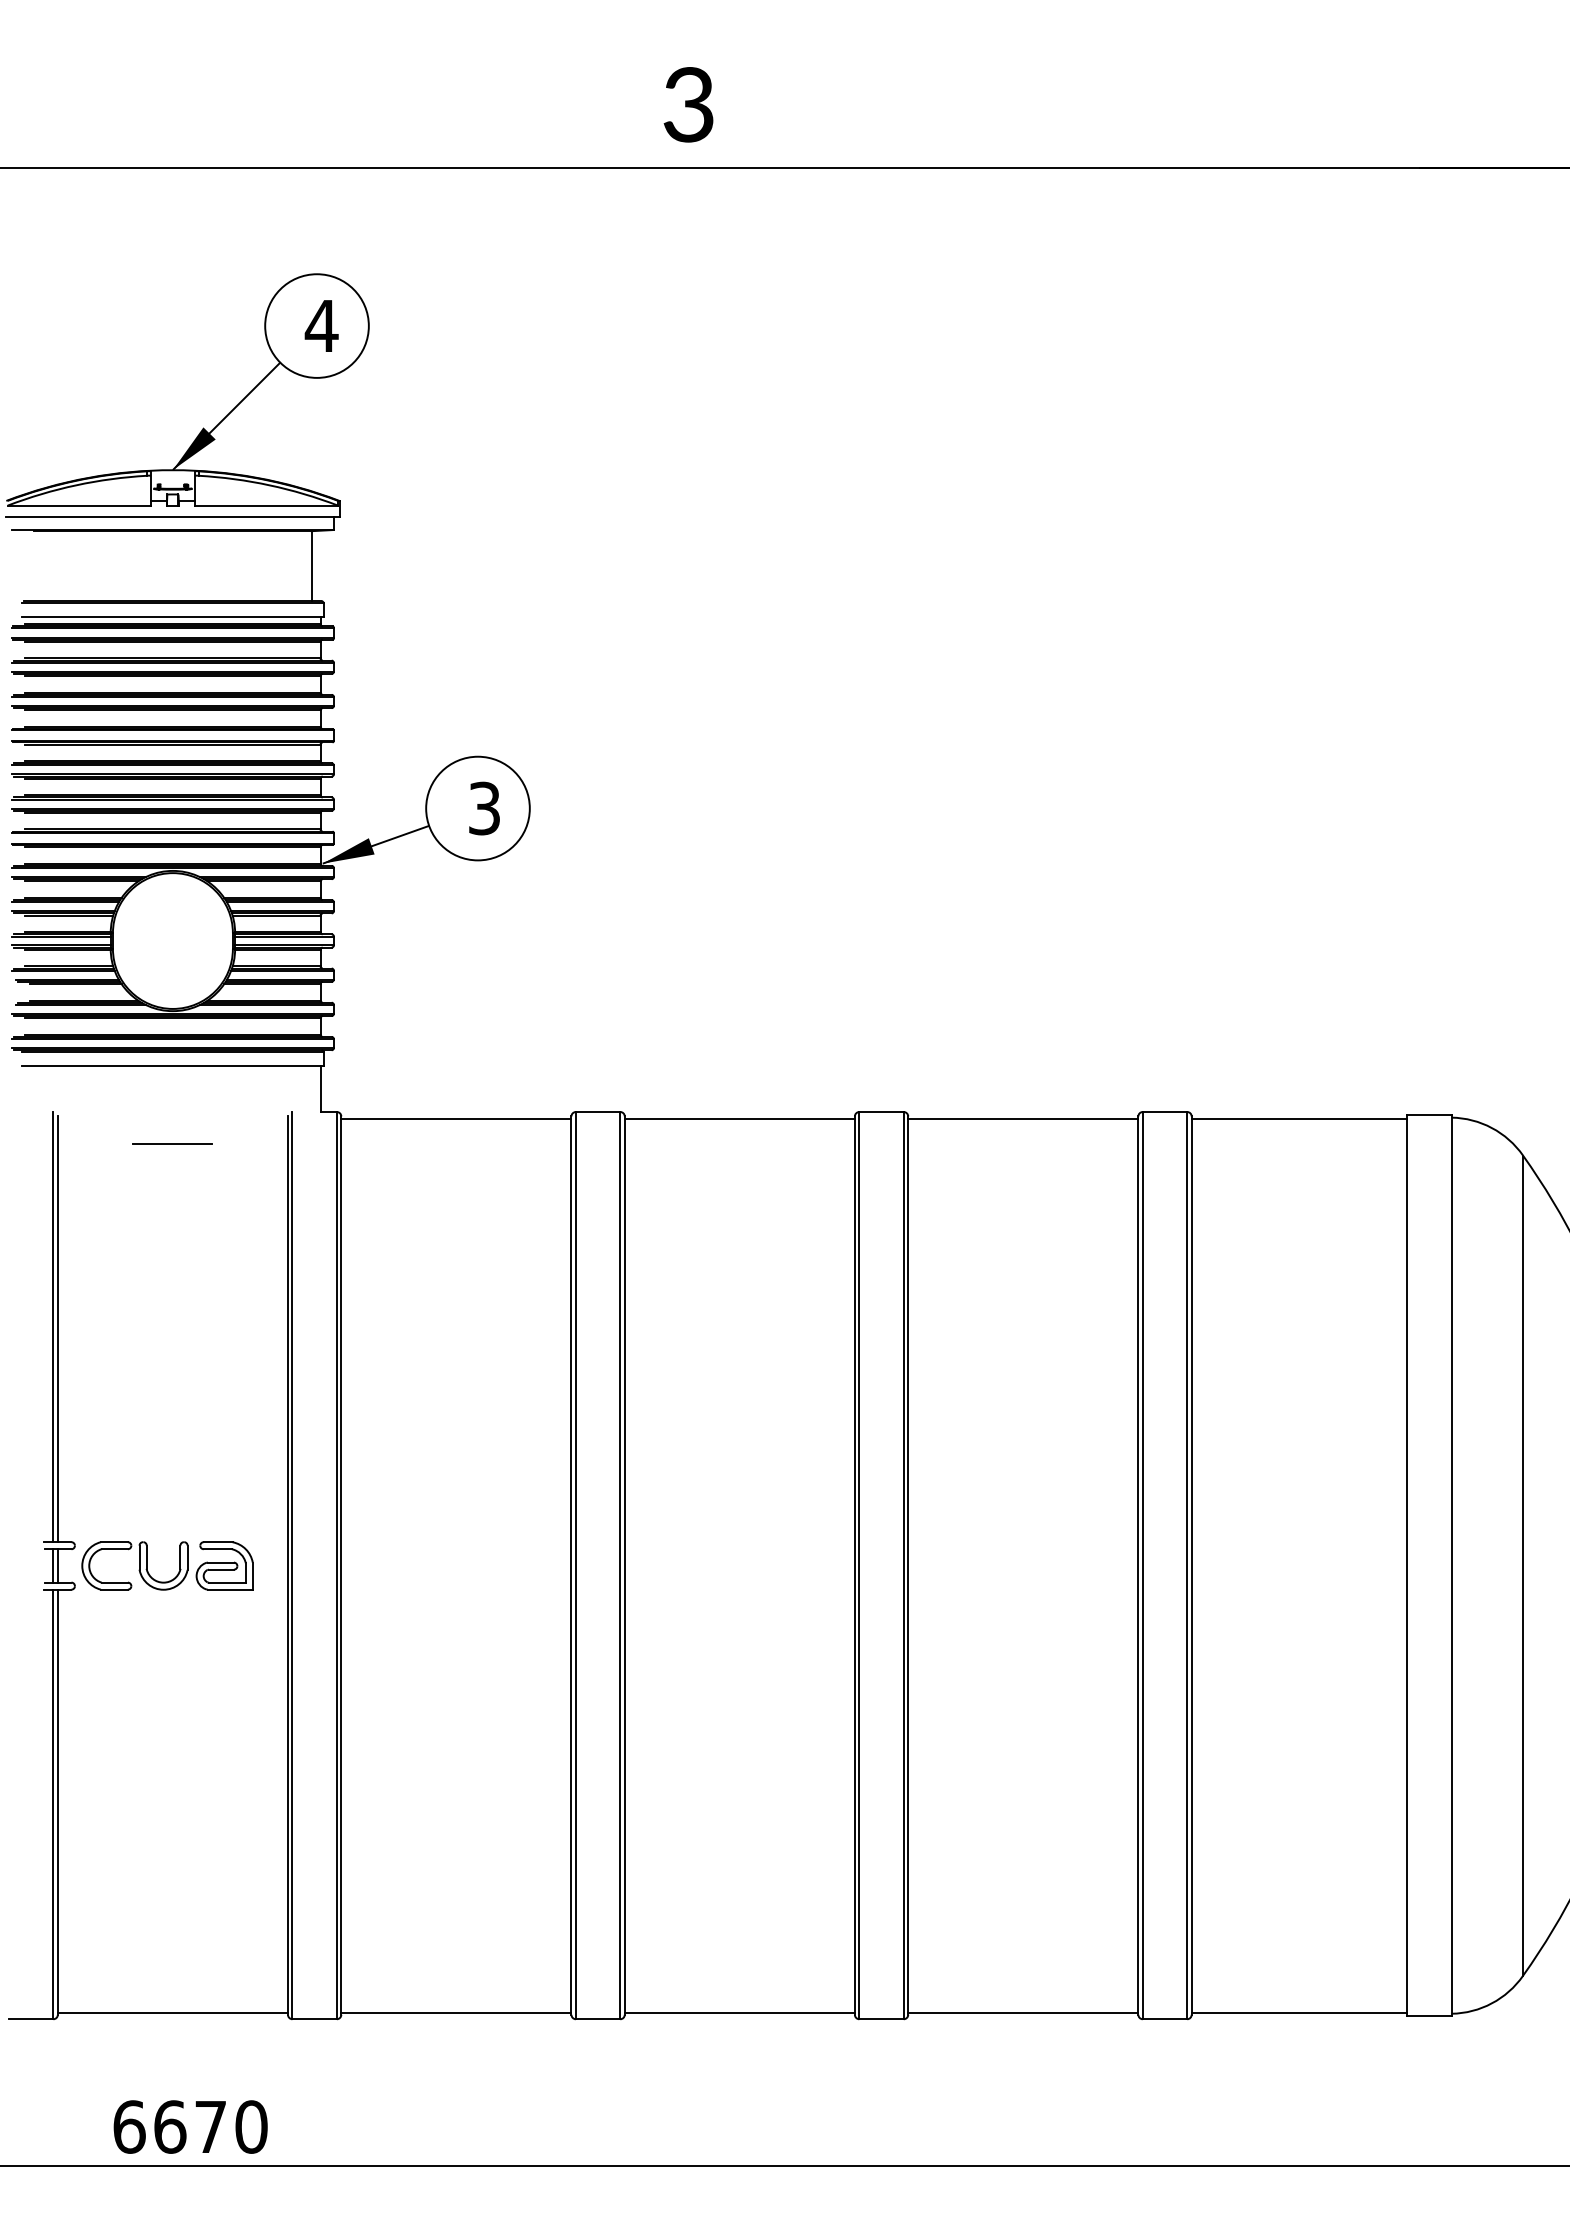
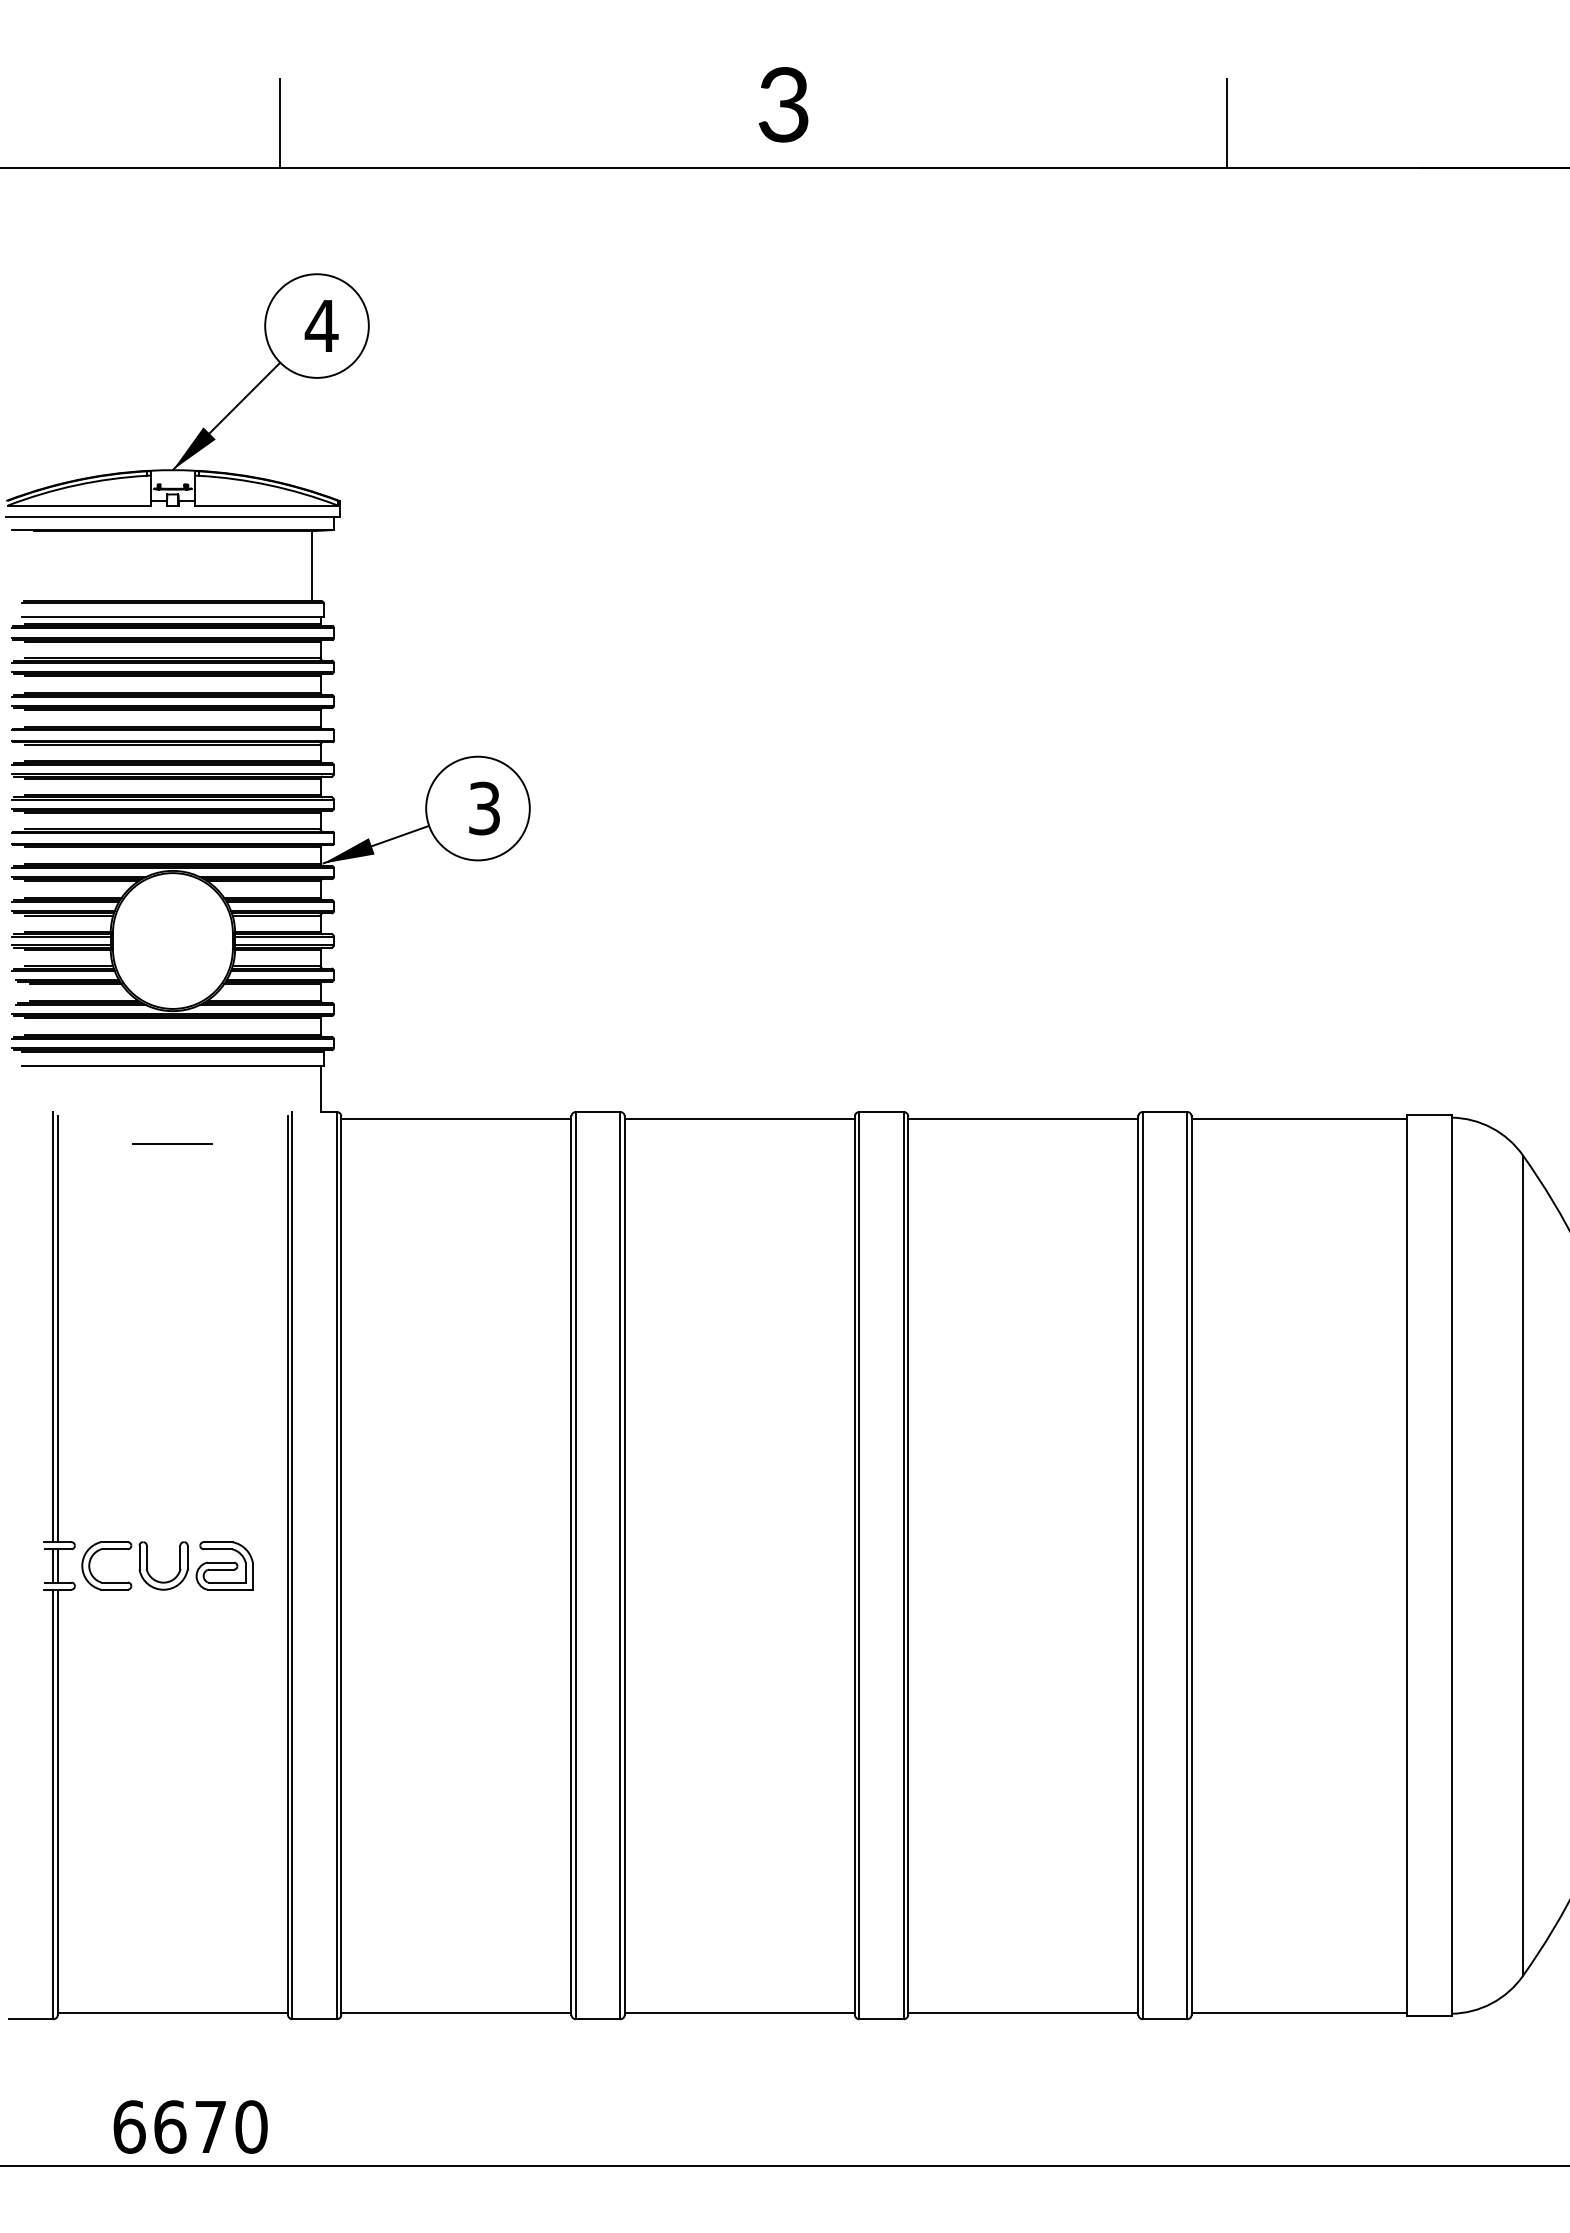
text position: (688, 104) -> (783, 104) (783, 104)
line: none -> present (279, 123)
line: none -> present (1227, 123)
